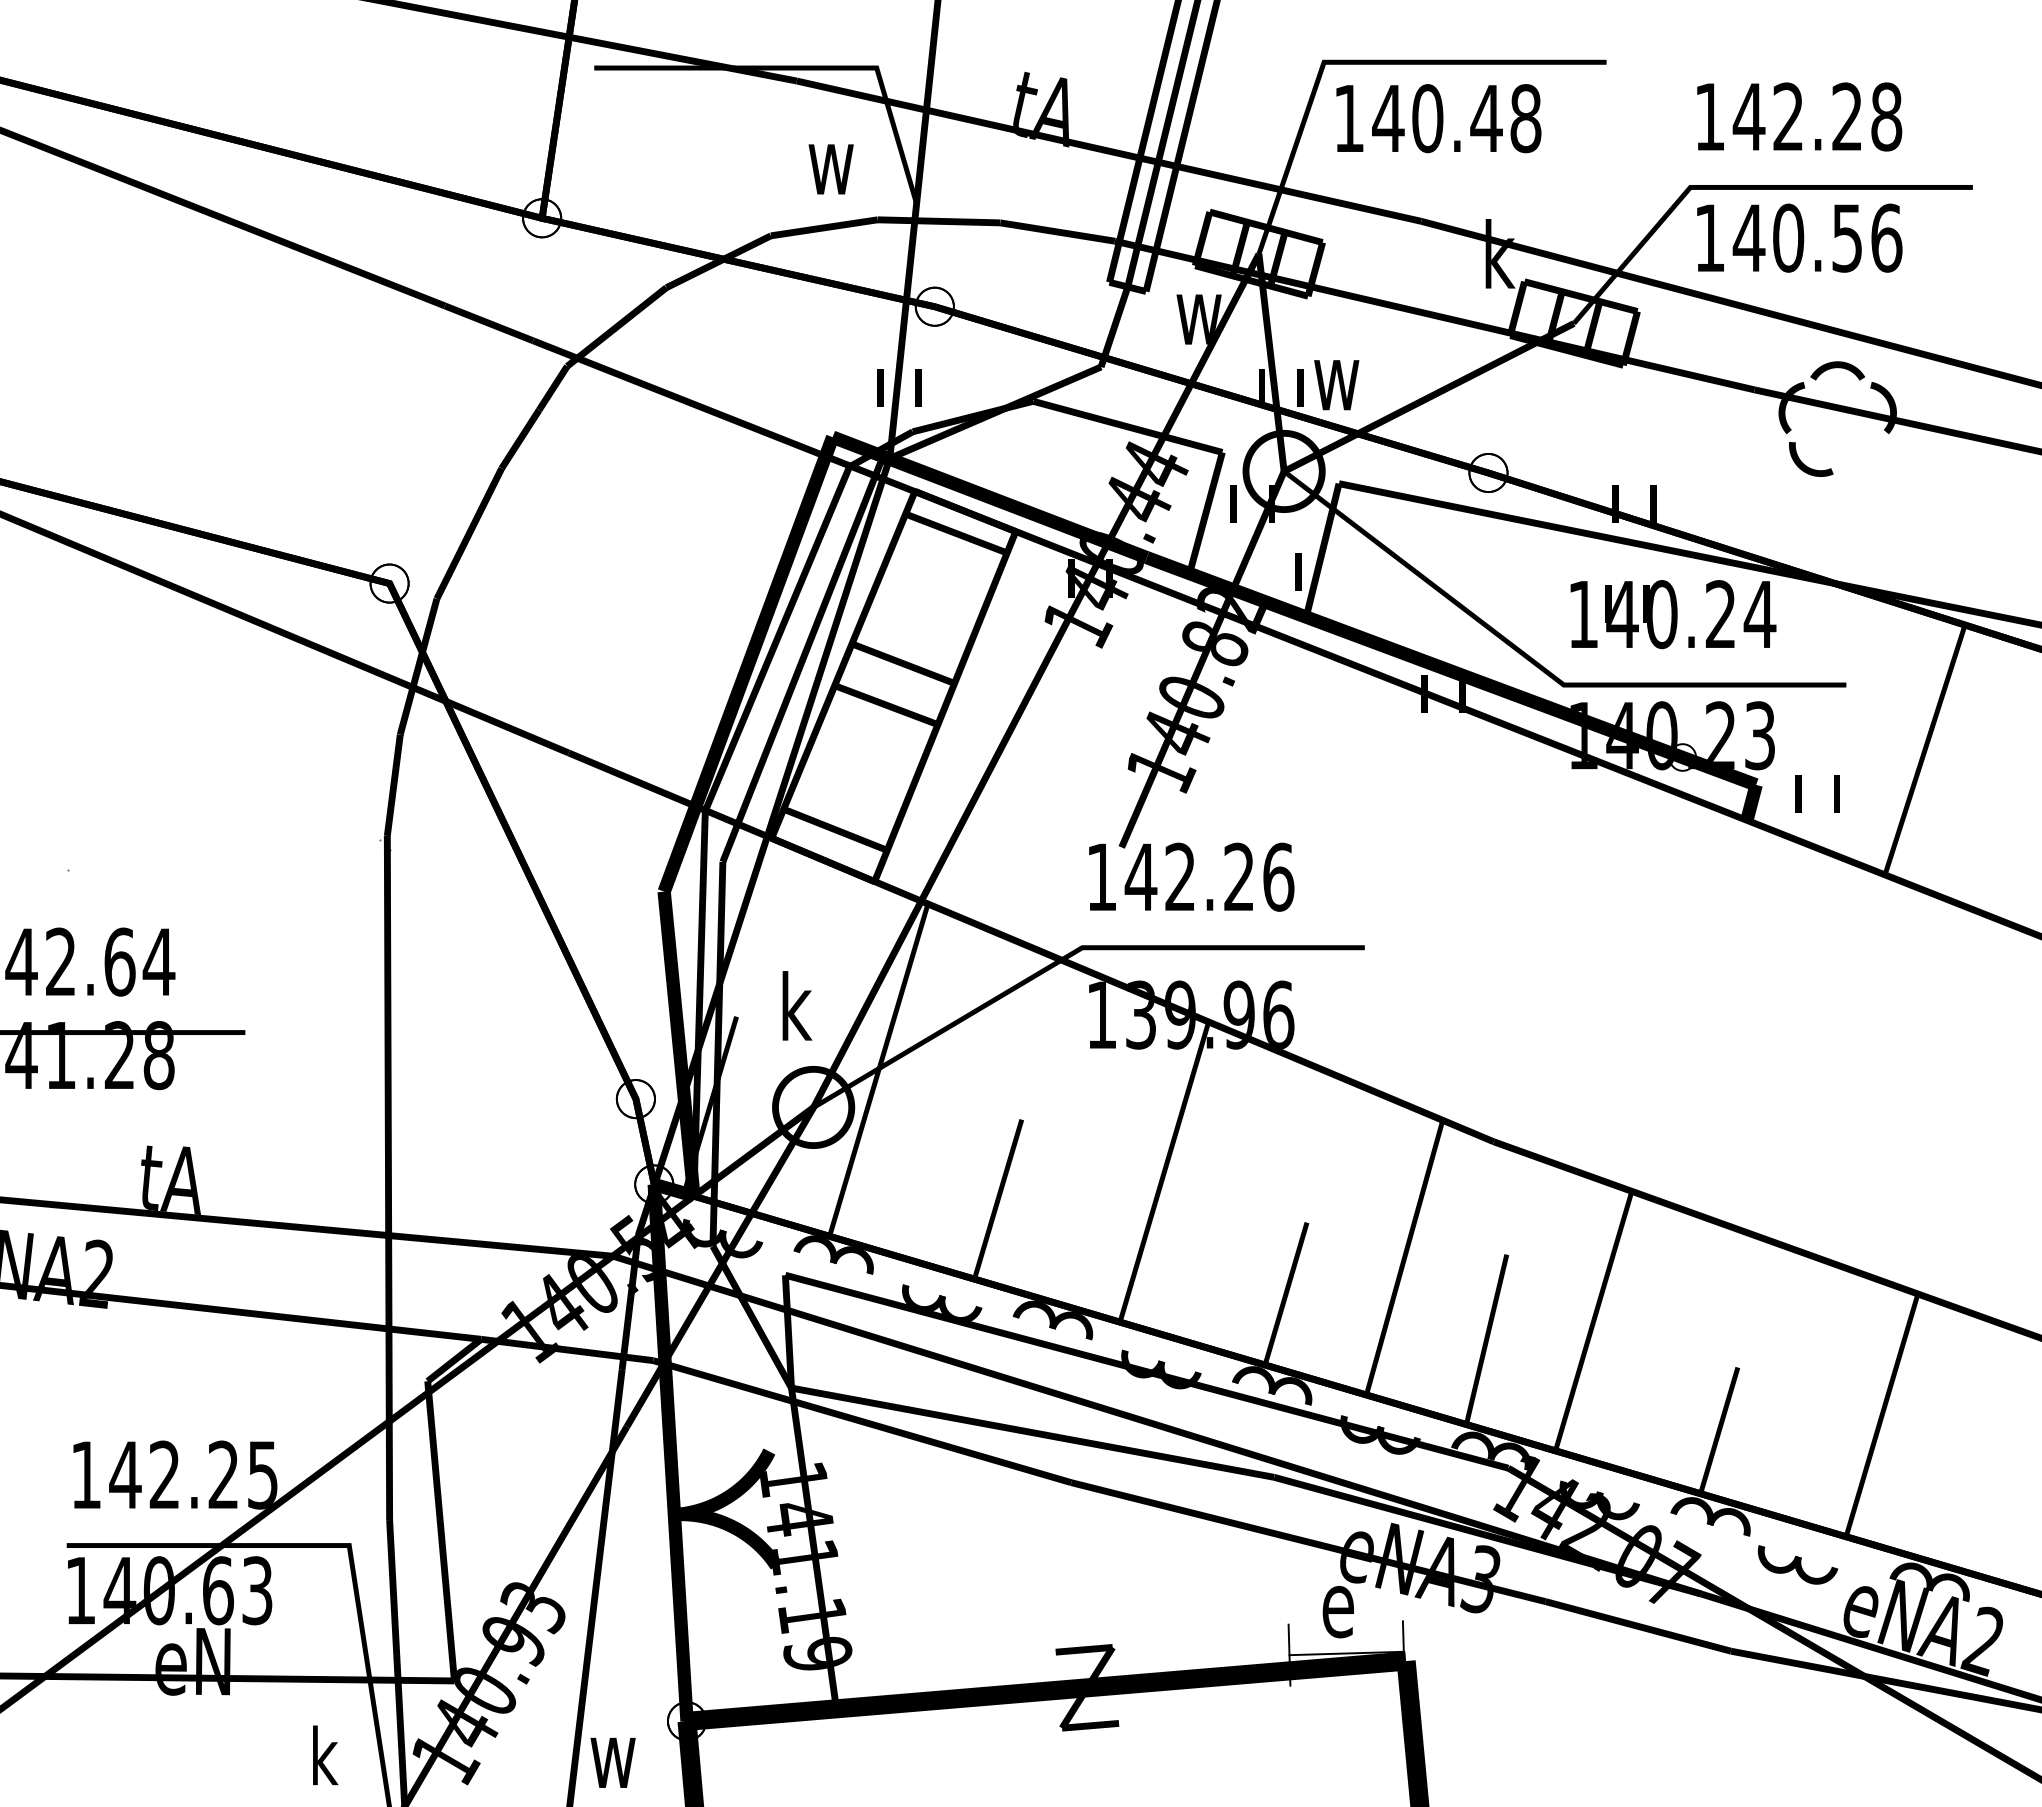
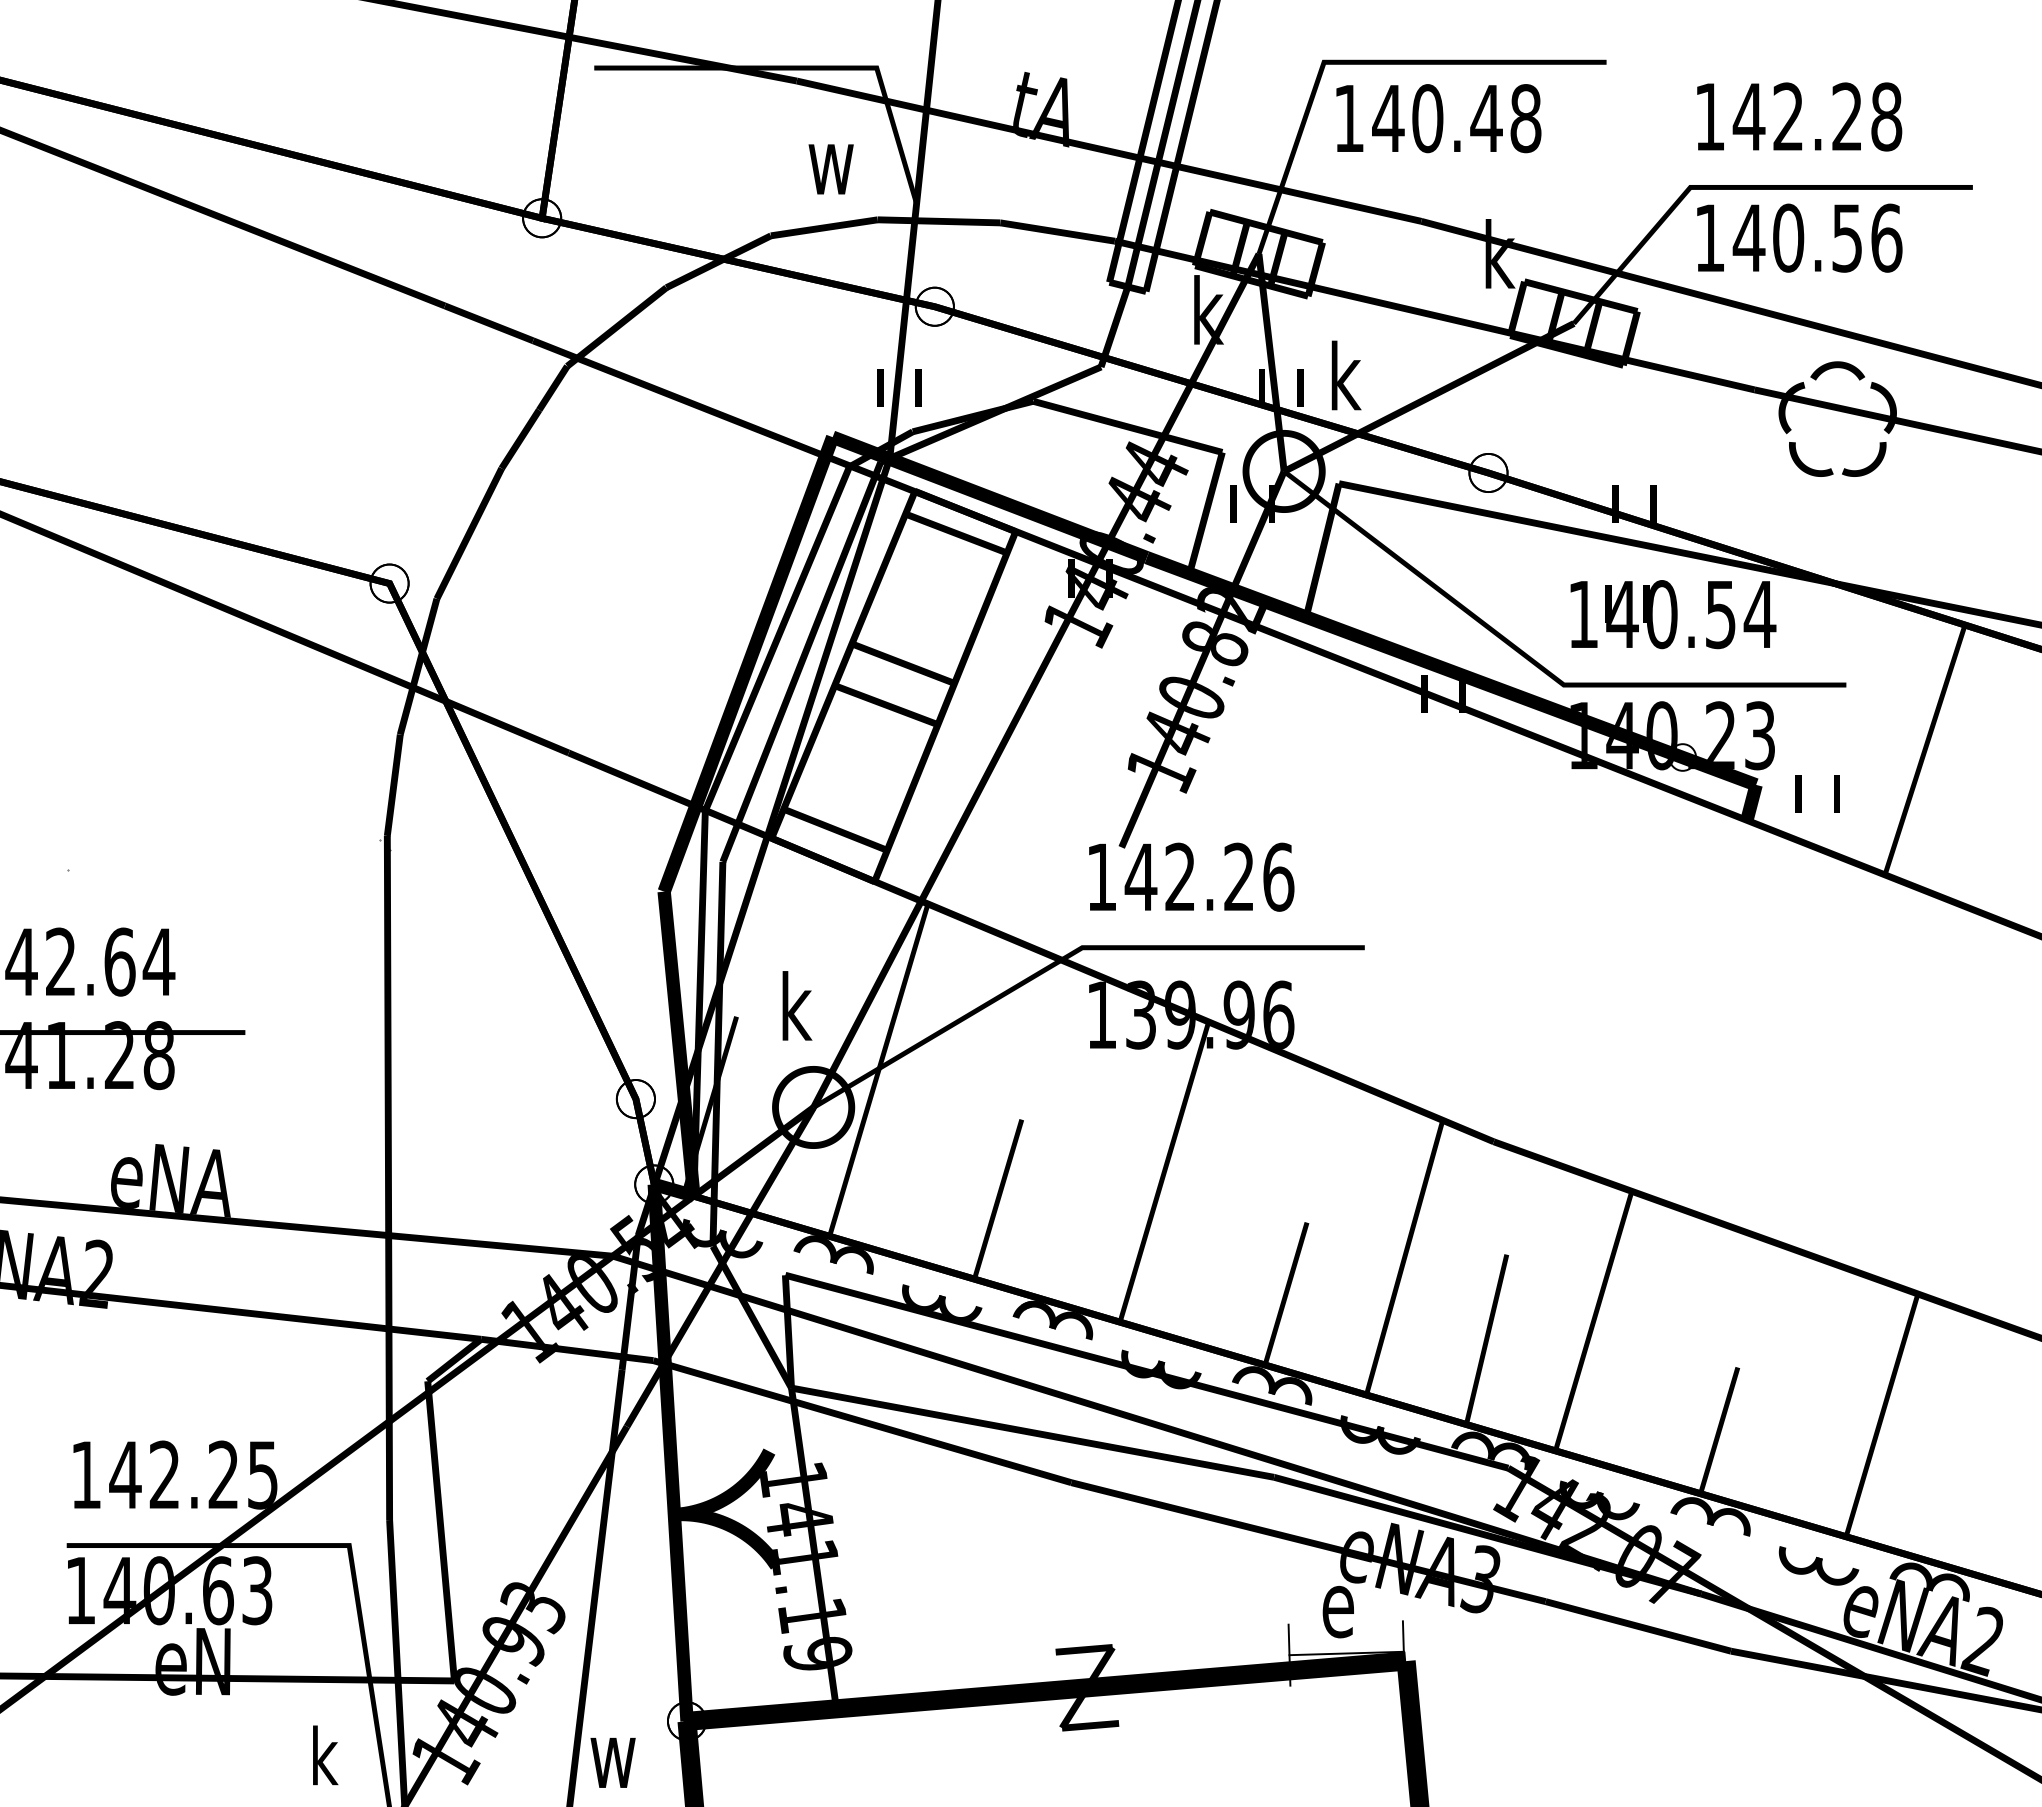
text: w -> k (1199, 309)
text: w -> k (1337, 375)
curve: none -> present (1867, 466)
line: present -> none (1298, 571)
text: 140.24 -> 140.54 (1720, 614)
text: tA -> eNA (170, 1180)
part position: (1797, 1564) -> (1818, 1565) (1818, 1565)
